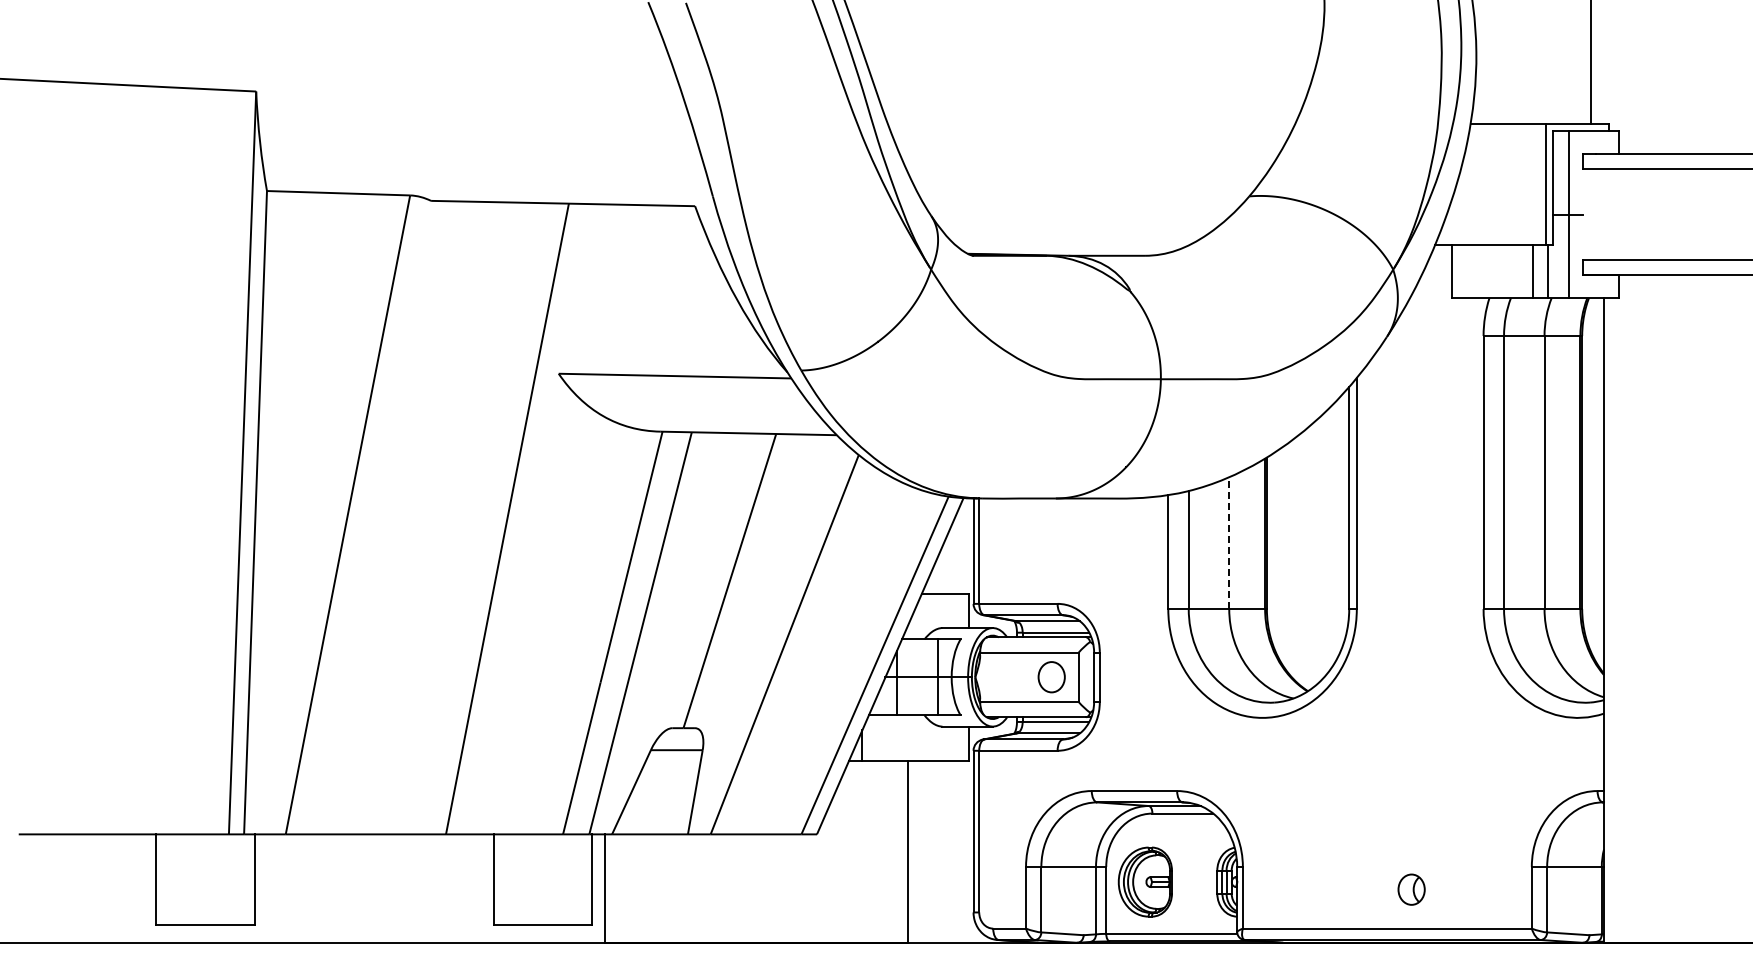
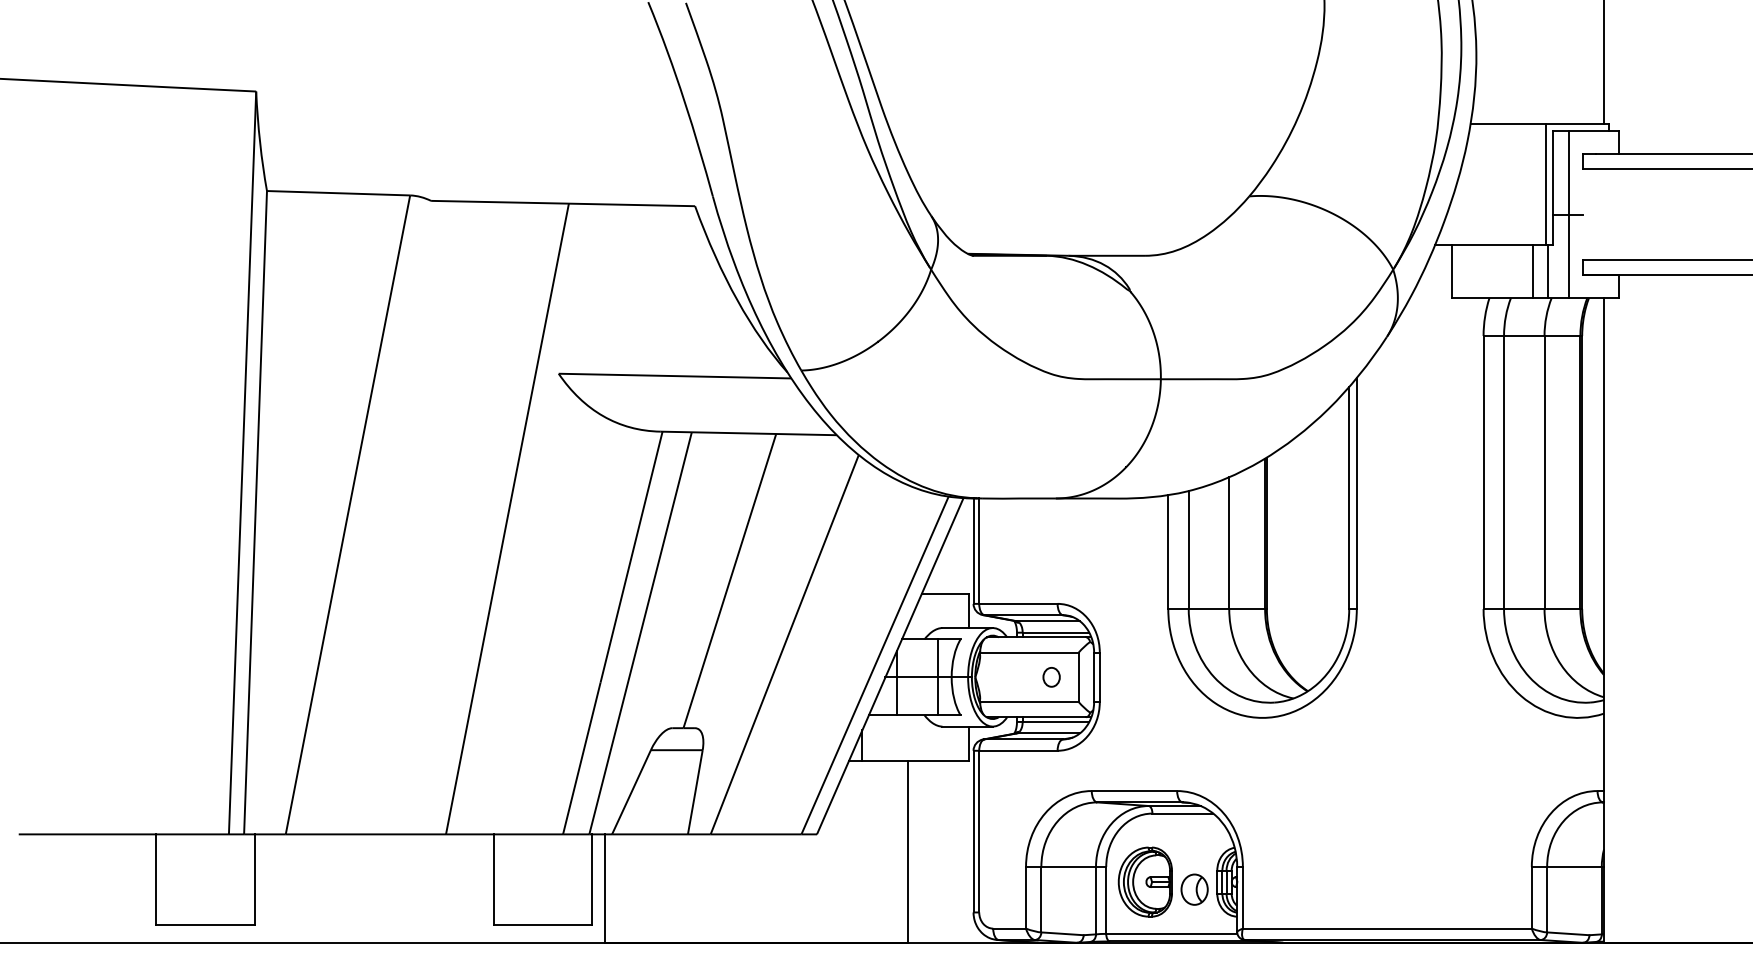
line position: (1591, 62) -> (1604, 62) (1604, 62)
line: dashed -> solid (1229, 543)
part size: 29x33 px -> 19x21 px (1051, 677)
part position: (1411, 889) -> (1194, 889) (1194, 889)
